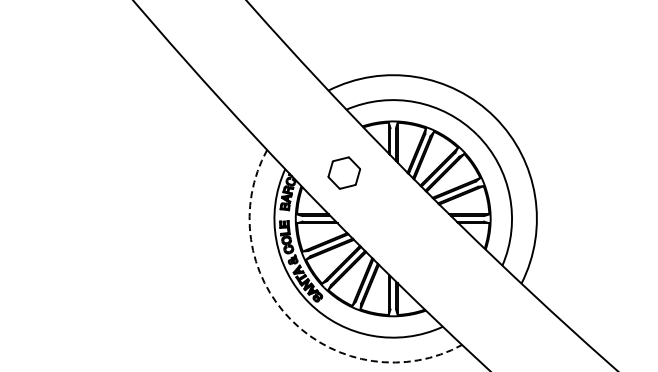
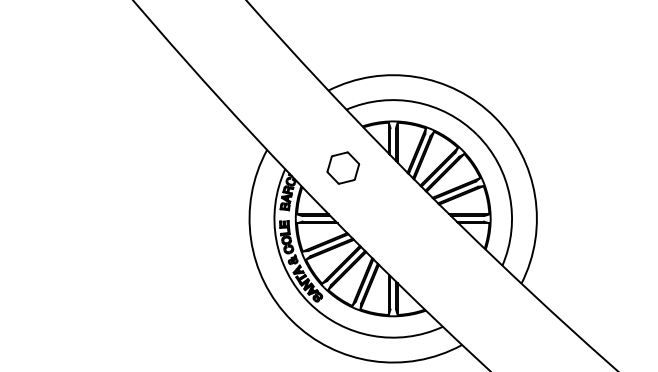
part position: (344, 172) -> (343, 167) (343, 167)
arc: dashed -> solid (291, 320)
